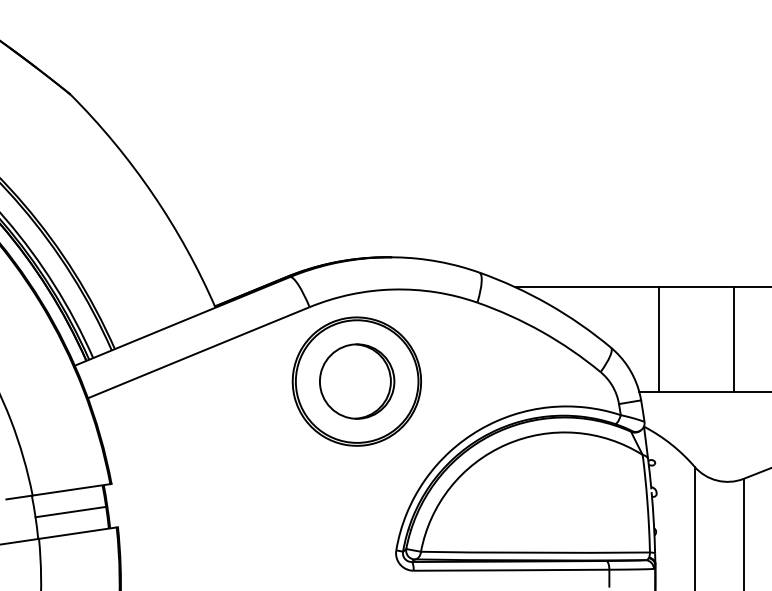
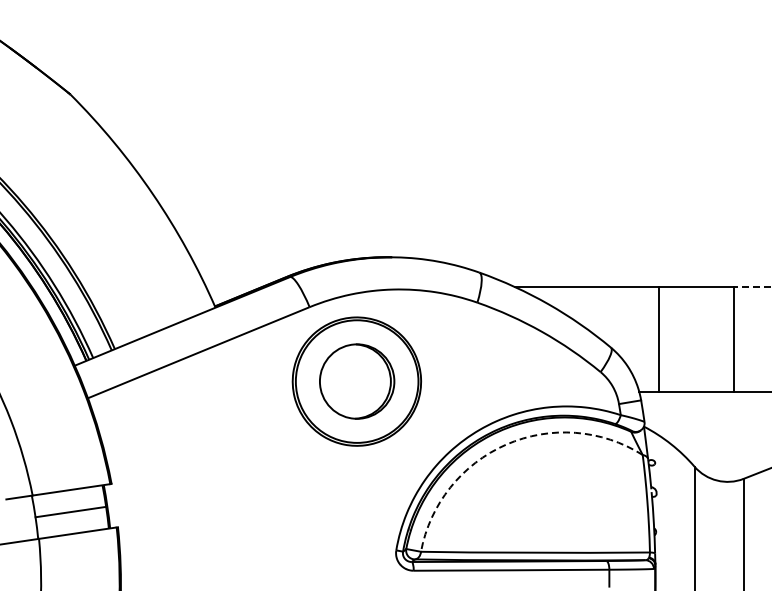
line: solid -> dashed (752, 287)
arc: solid -> dashed (506, 444)
